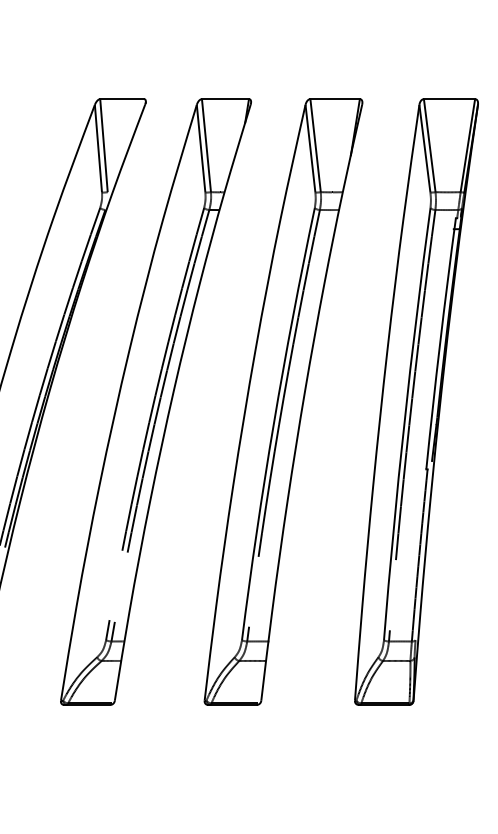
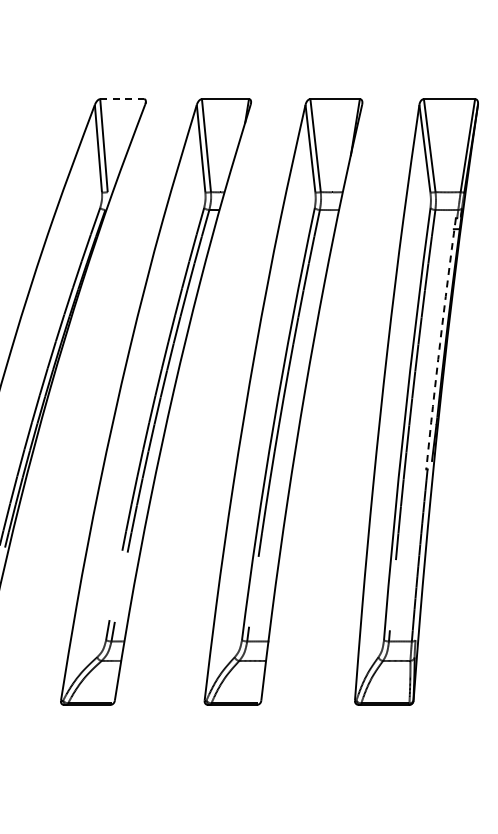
line: solid -> dashed (122, 99)
arc: solid -> dashed (440, 343)
